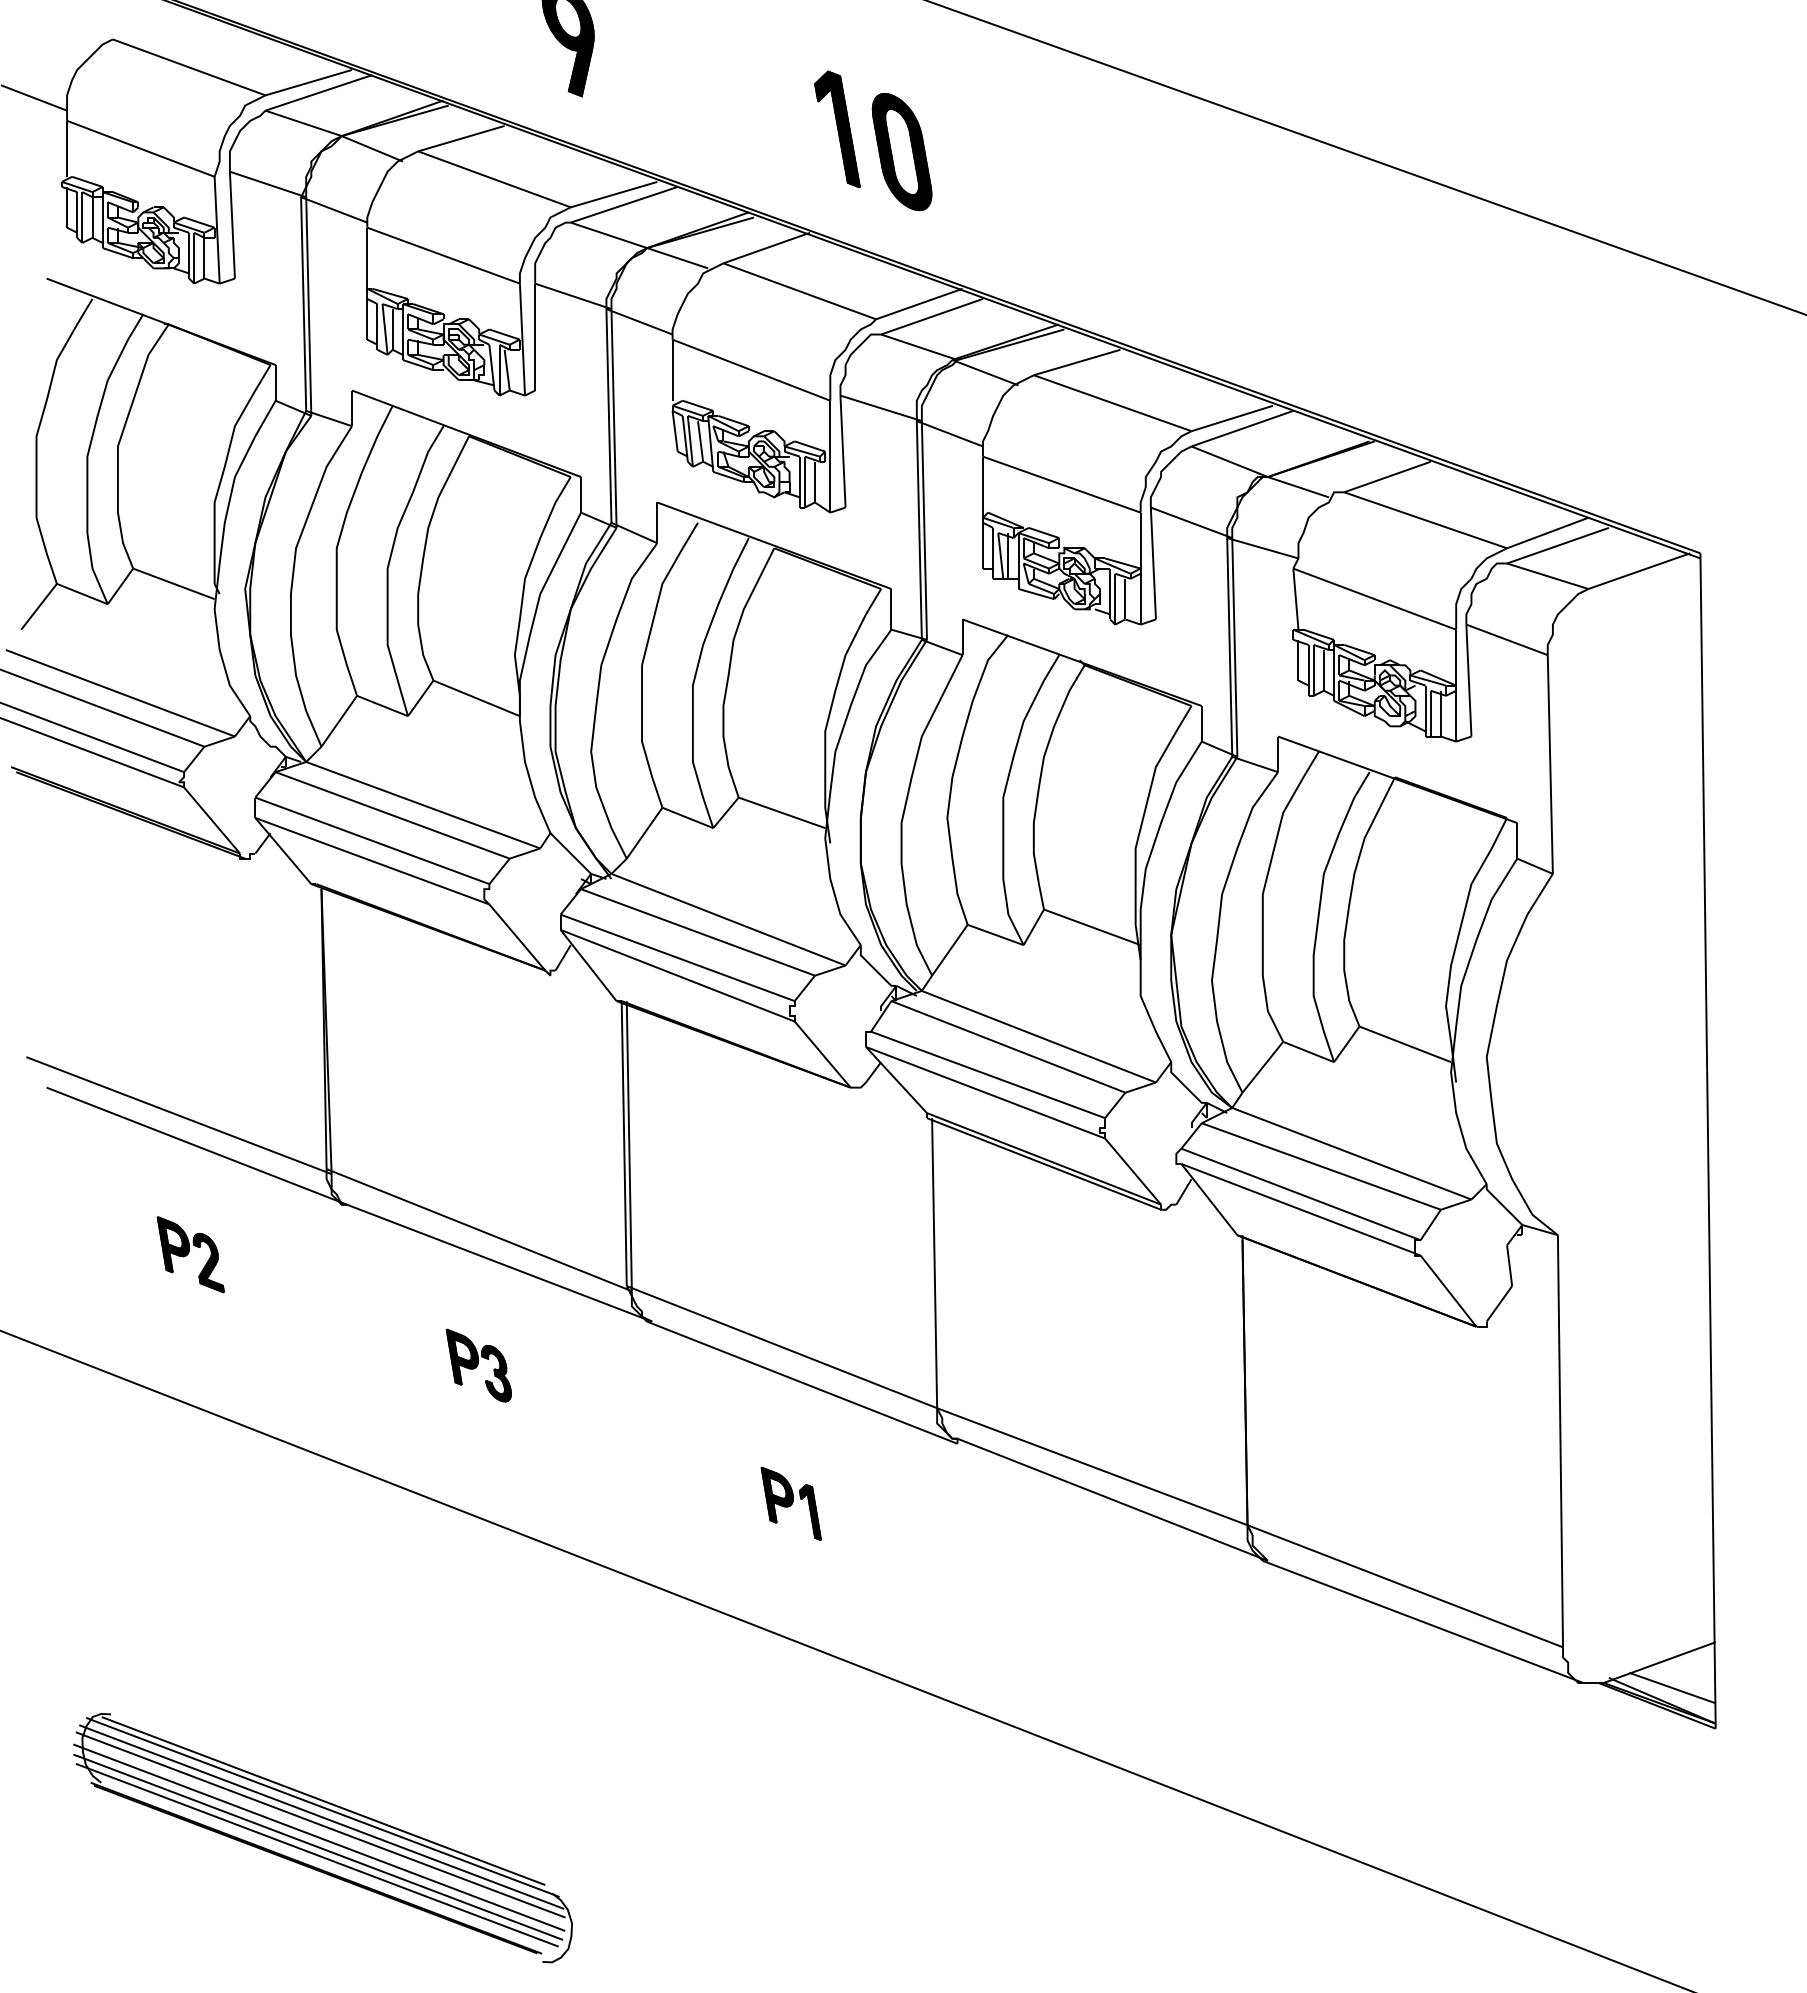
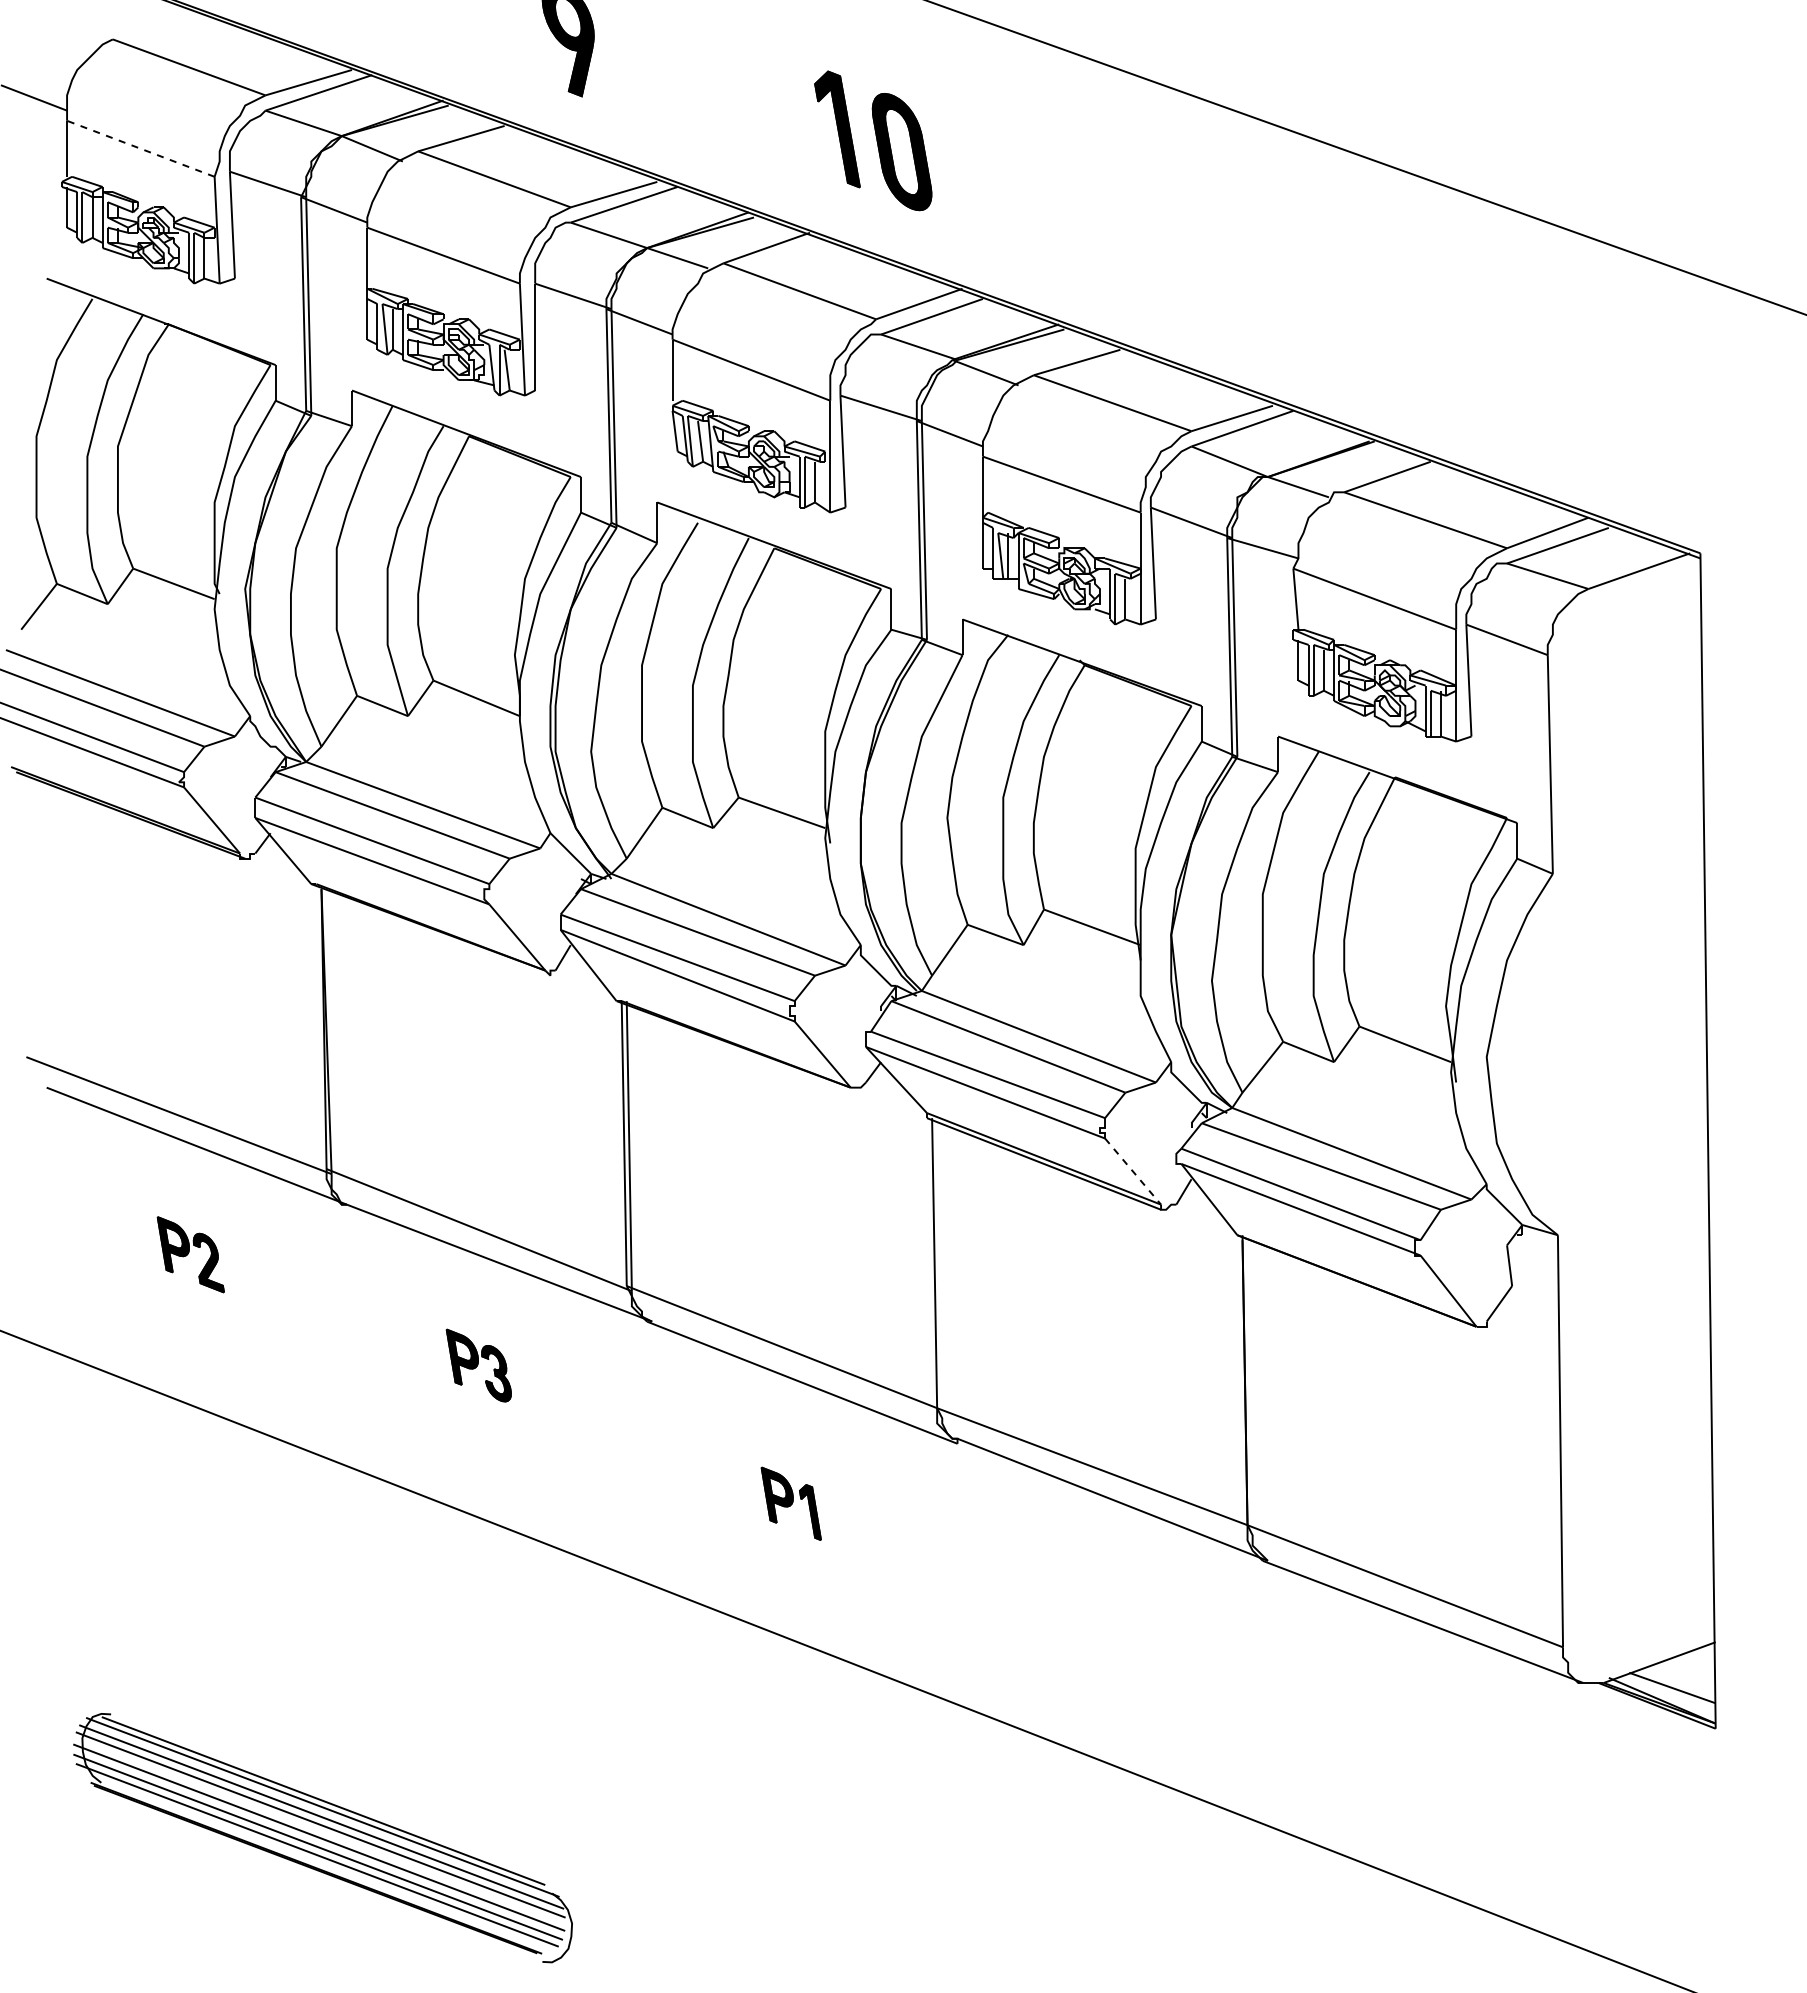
line: solid -> dashed (140, 148)
line: solid -> dashed (1133, 1171)
